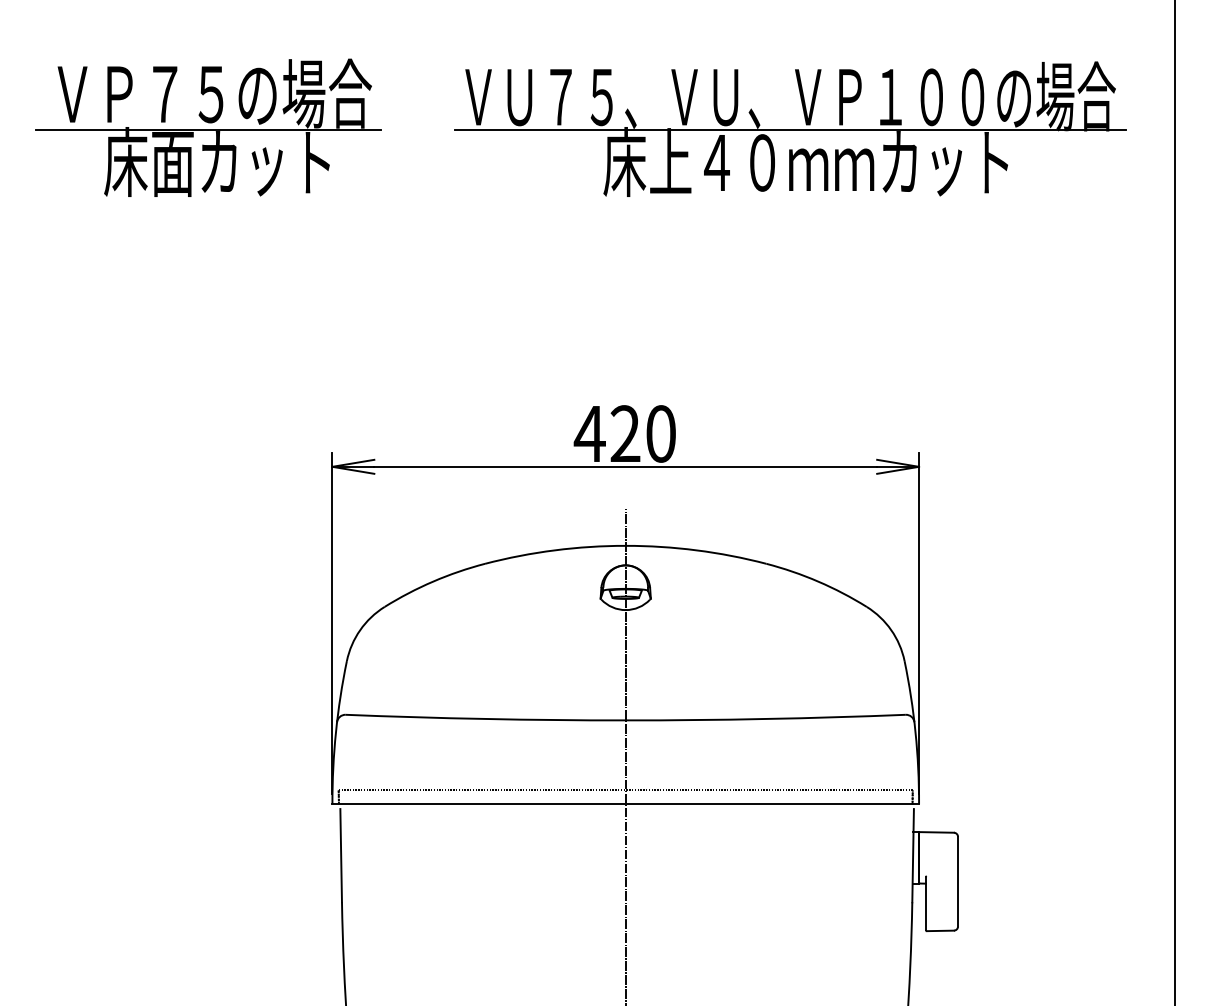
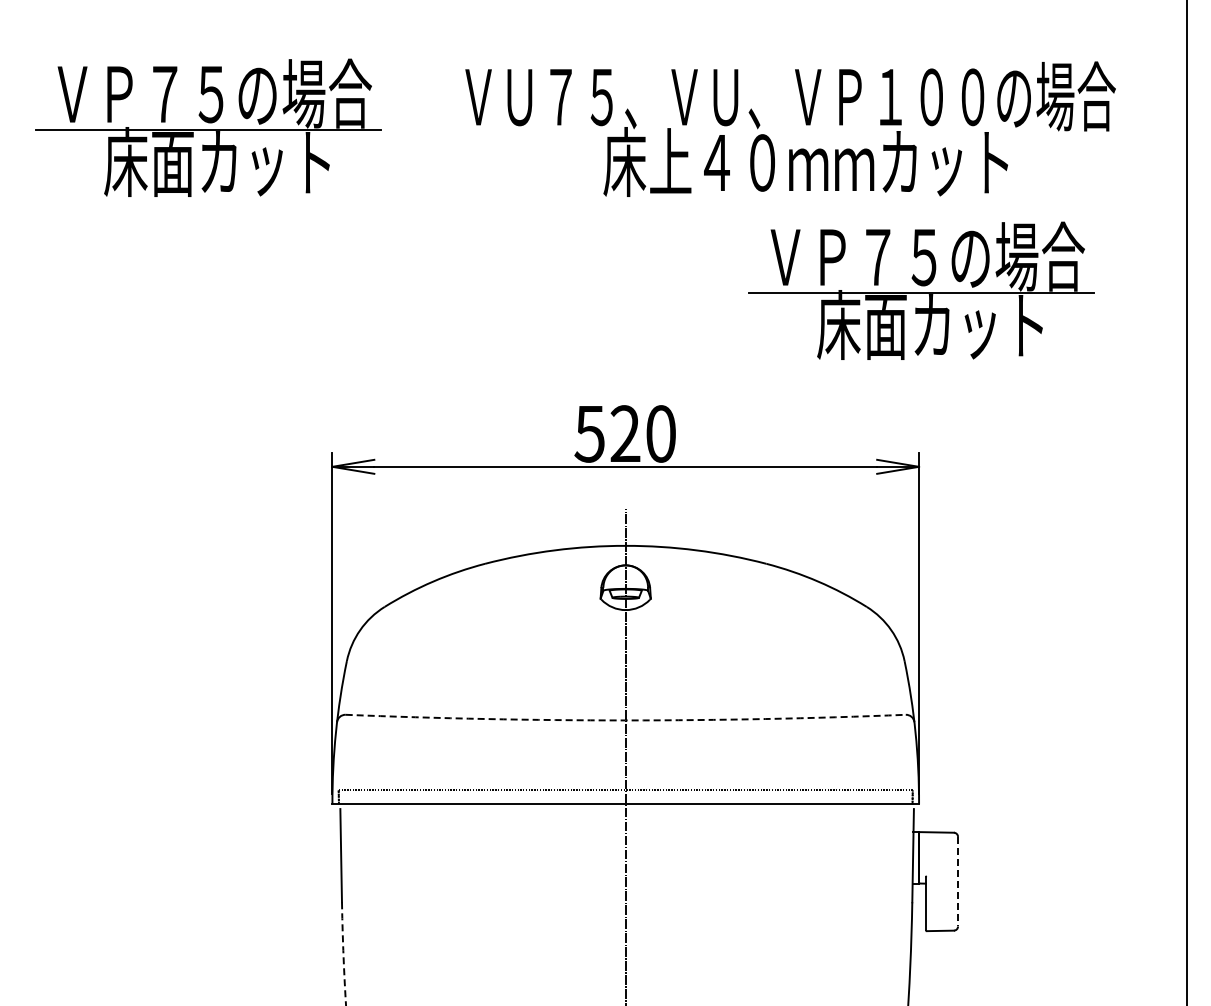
line: present -> none (790, 130)
part: none -> present (921, 290)
text: 420 -> 520 (589, 434)
line position: (1174, 502) -> (1186, 502) (1186, 502)
arc: solid -> dashed (625, 720)
line: solid -> dashed (958, 881)
arc: solid -> dashed (343, 955)
